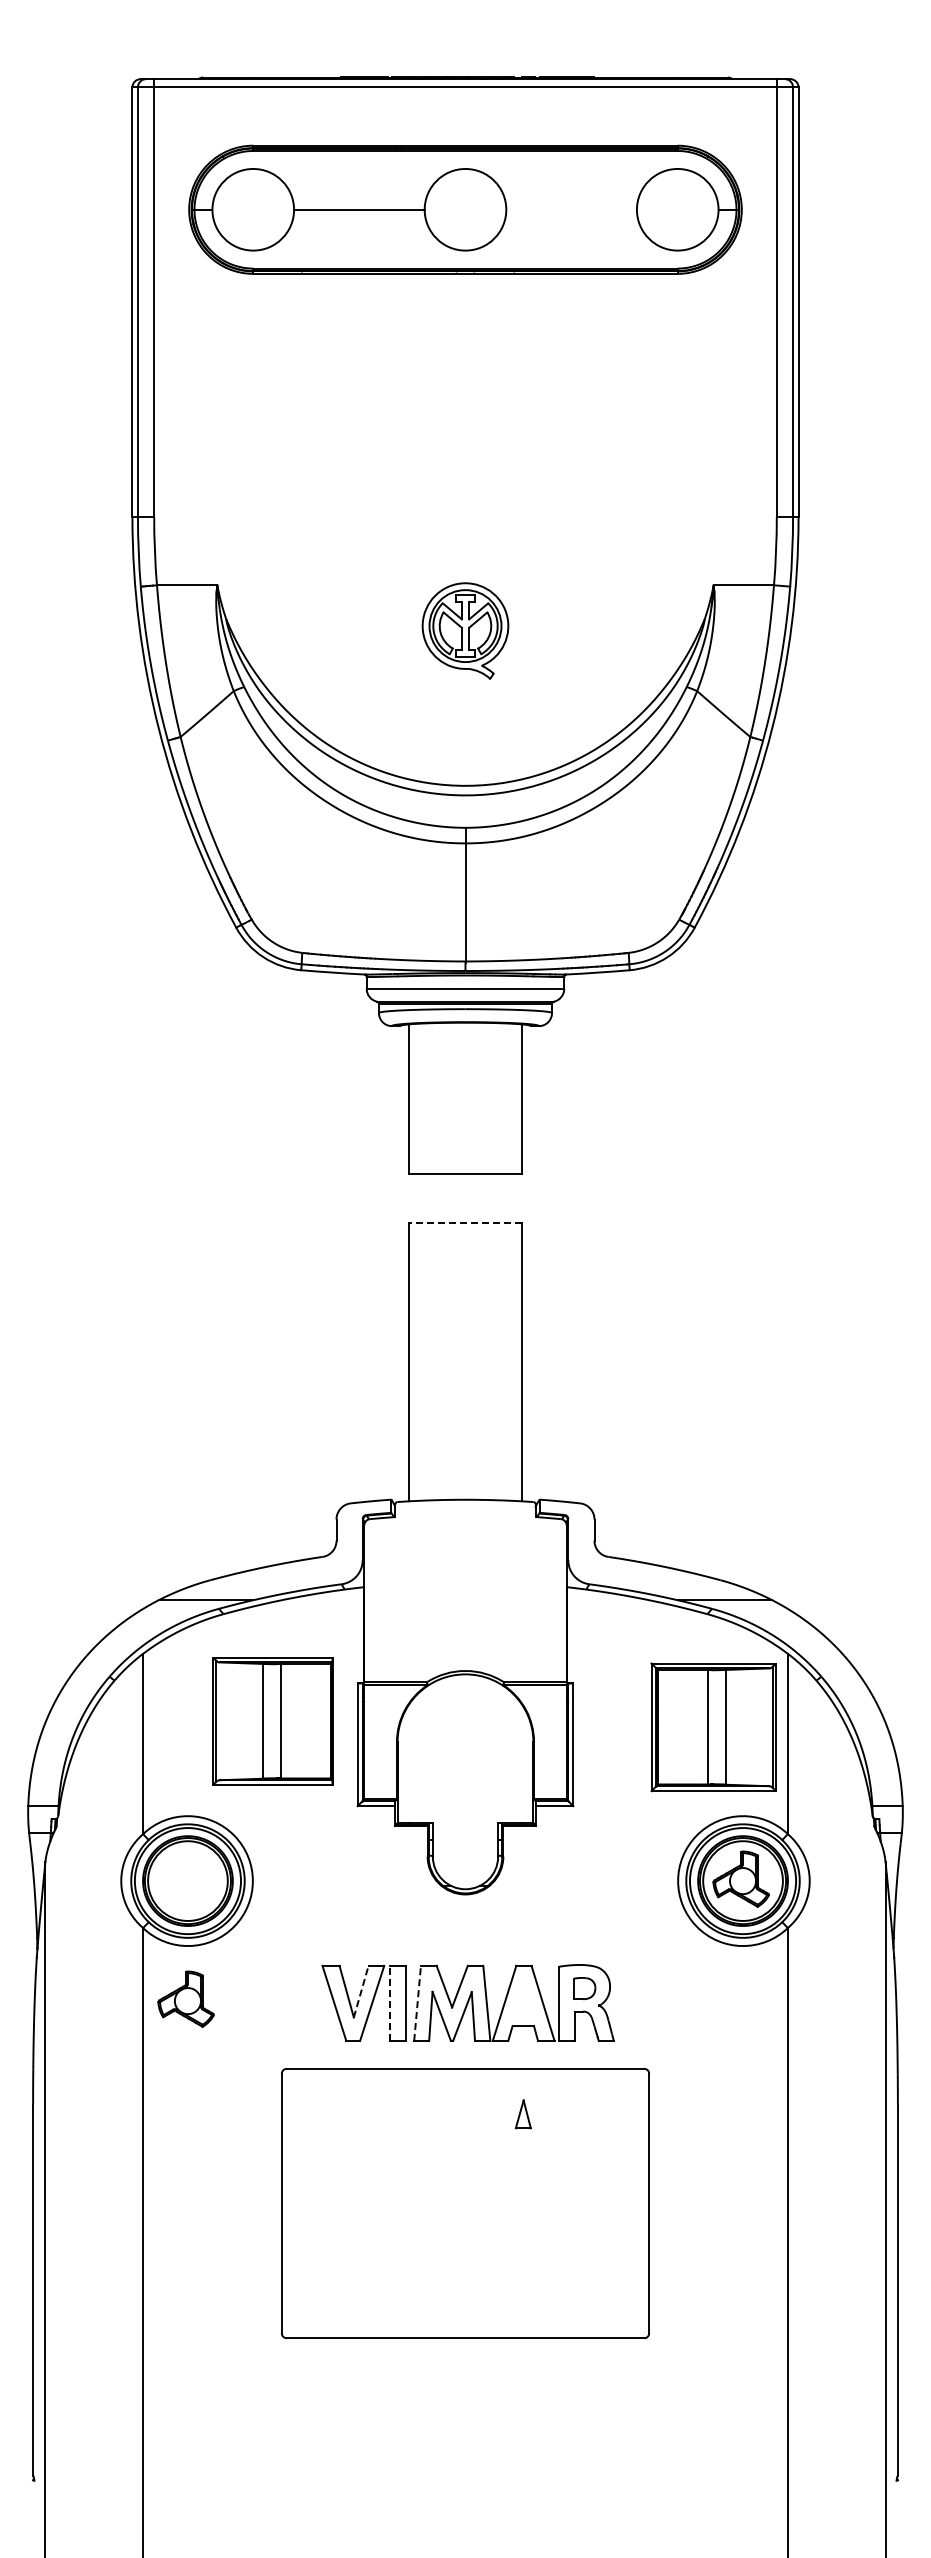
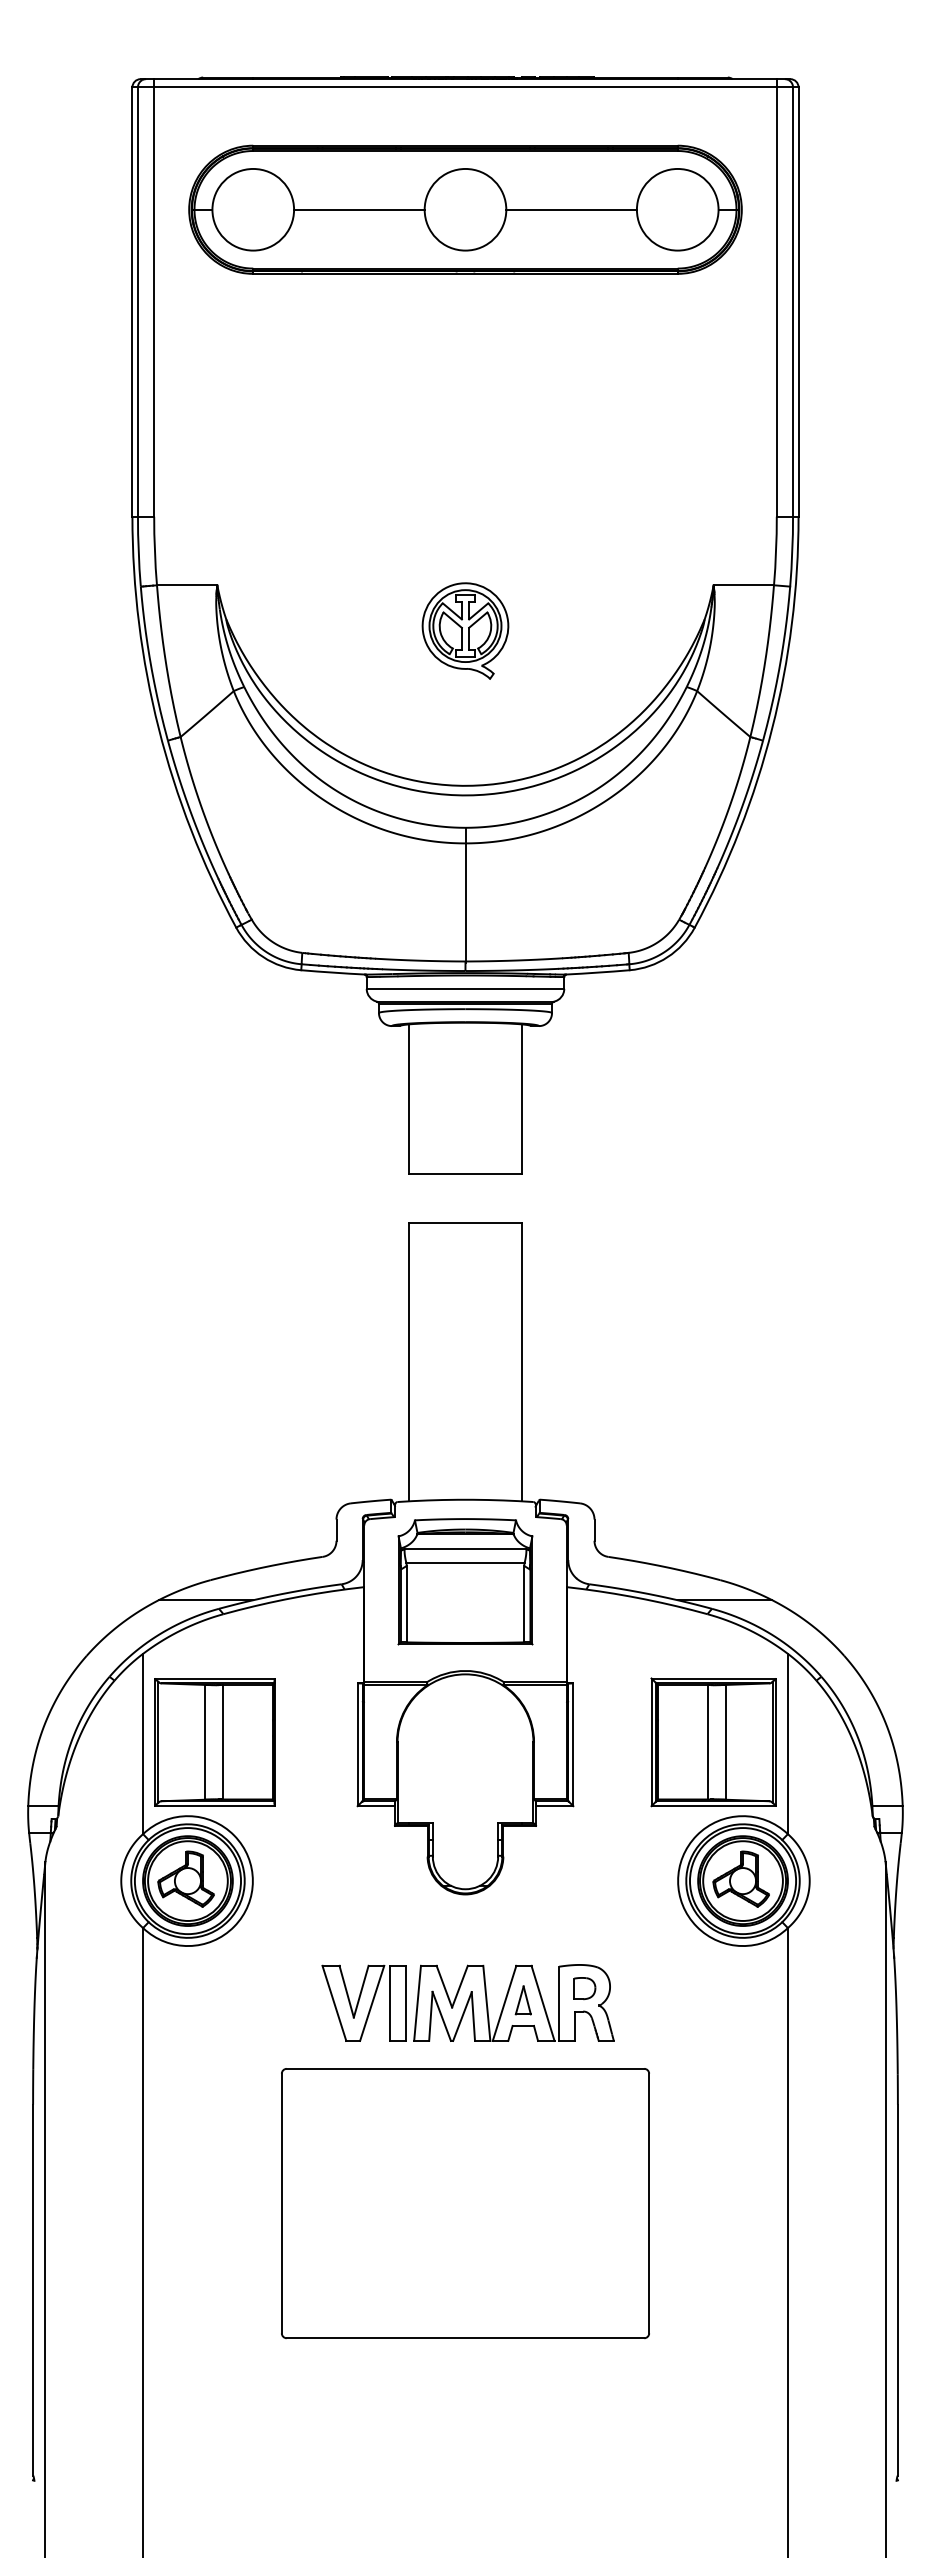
line: none -> present (571, 209)
line: dashed -> solid (465, 1223)
part: none -> present (465, 1581)
part position: (272, 1721) -> (214, 1742) (214, 1742)
part position: (713, 1727) -> (713, 1742) (713, 1742)
line: dashed -> solid (361, 1991)
part position: (185, 1998) -> (185, 1878) (185, 1878)
line: dashed -> solid (390, 2003)
line: dashed -> solid (417, 2003)
part position: (522, 2114) -> (522, 2000) (522, 2000)
